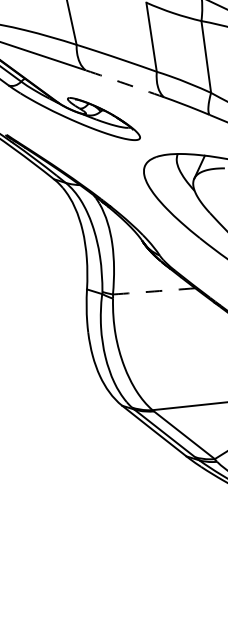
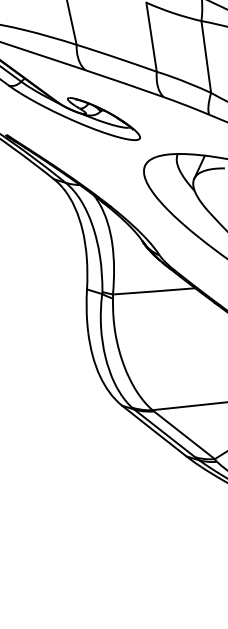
arc: dashed -> solid (125, 83)
arc: dashed -> solid (154, 291)
